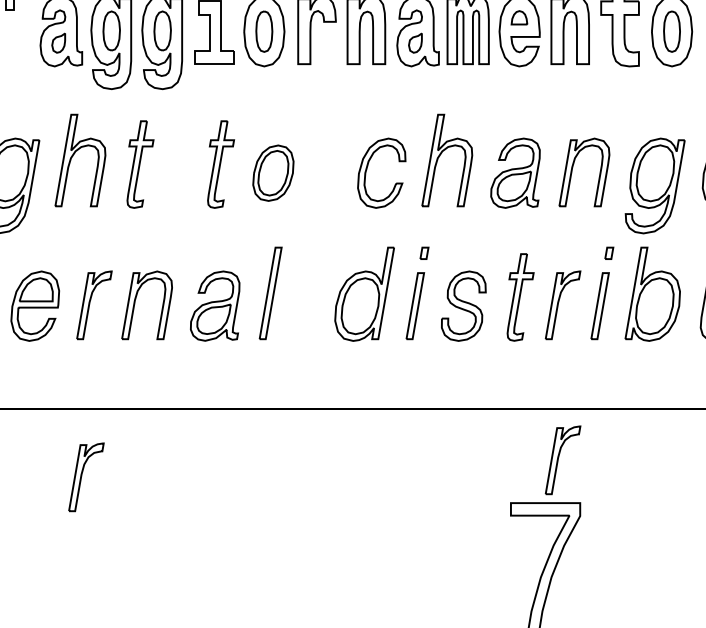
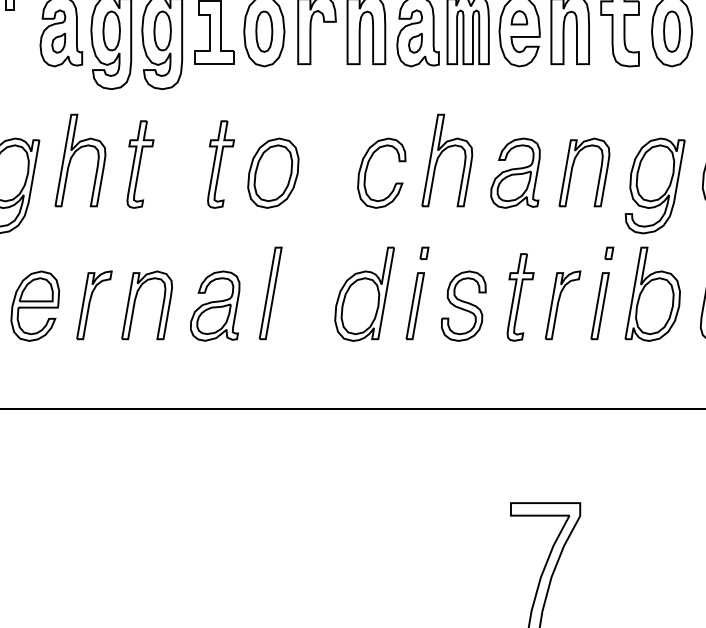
part size: 43x58 px -> 53x72 px (273, 172)
part: present -> none (562, 460)
part: present -> none (86, 477)
